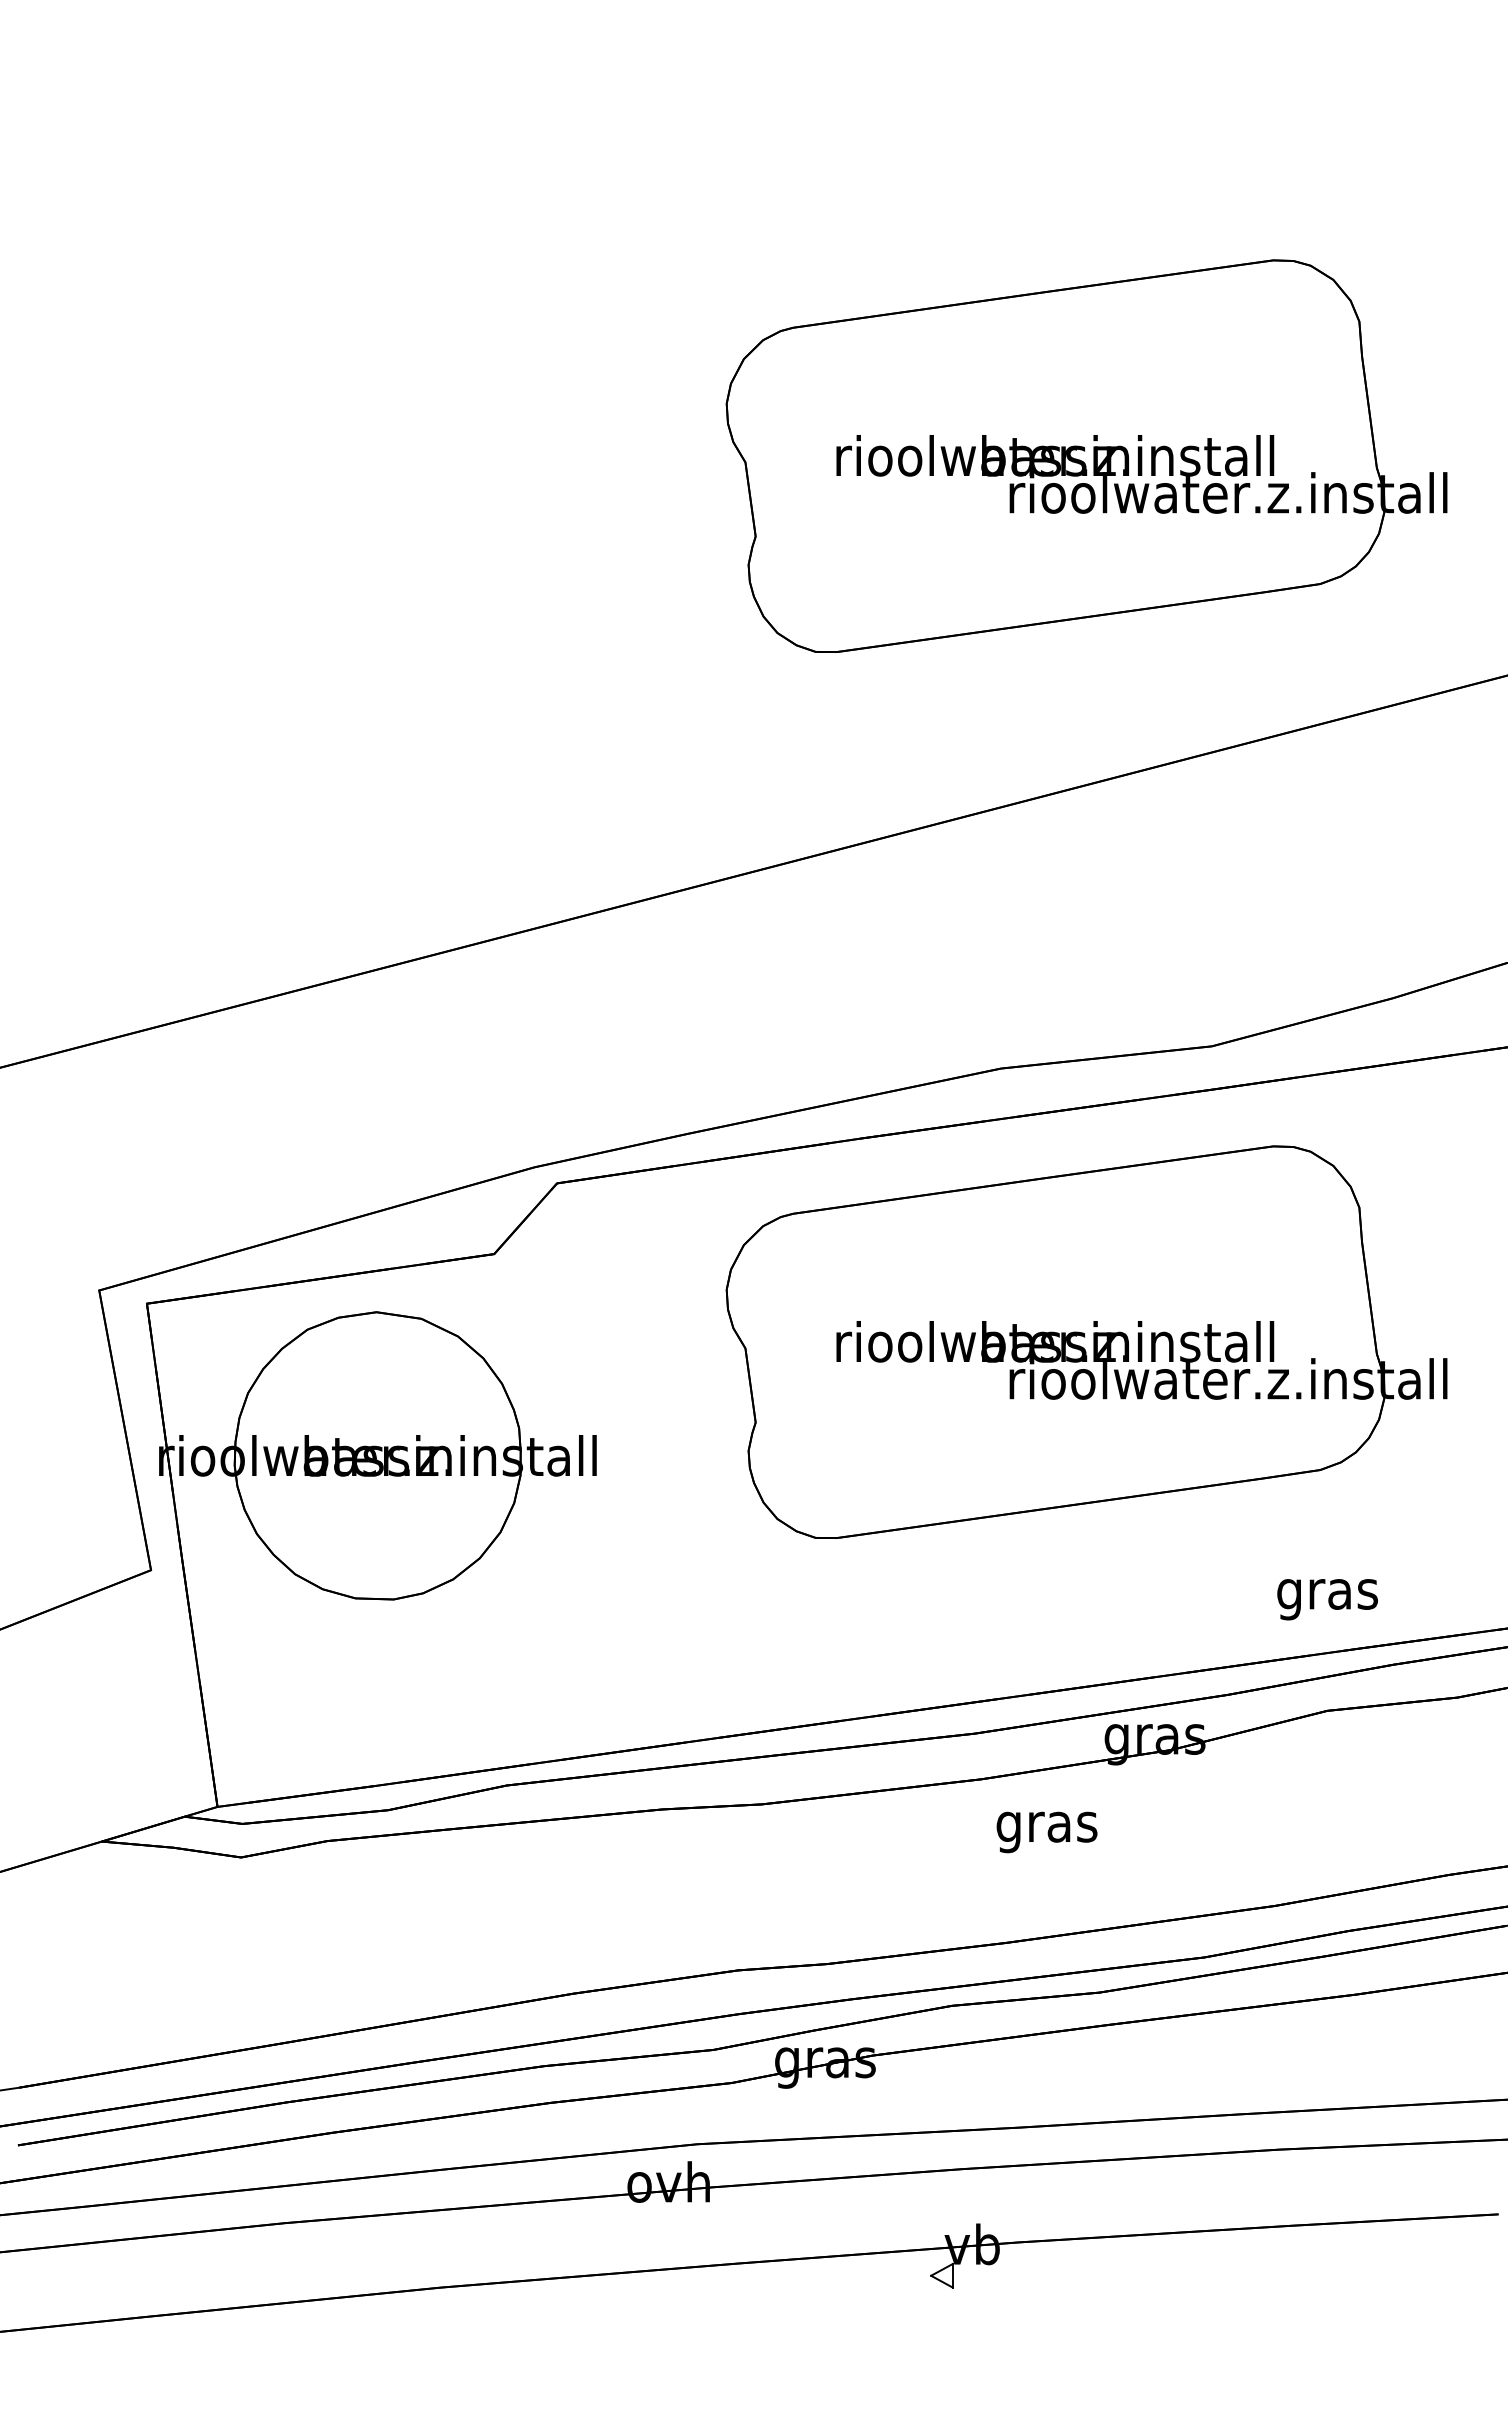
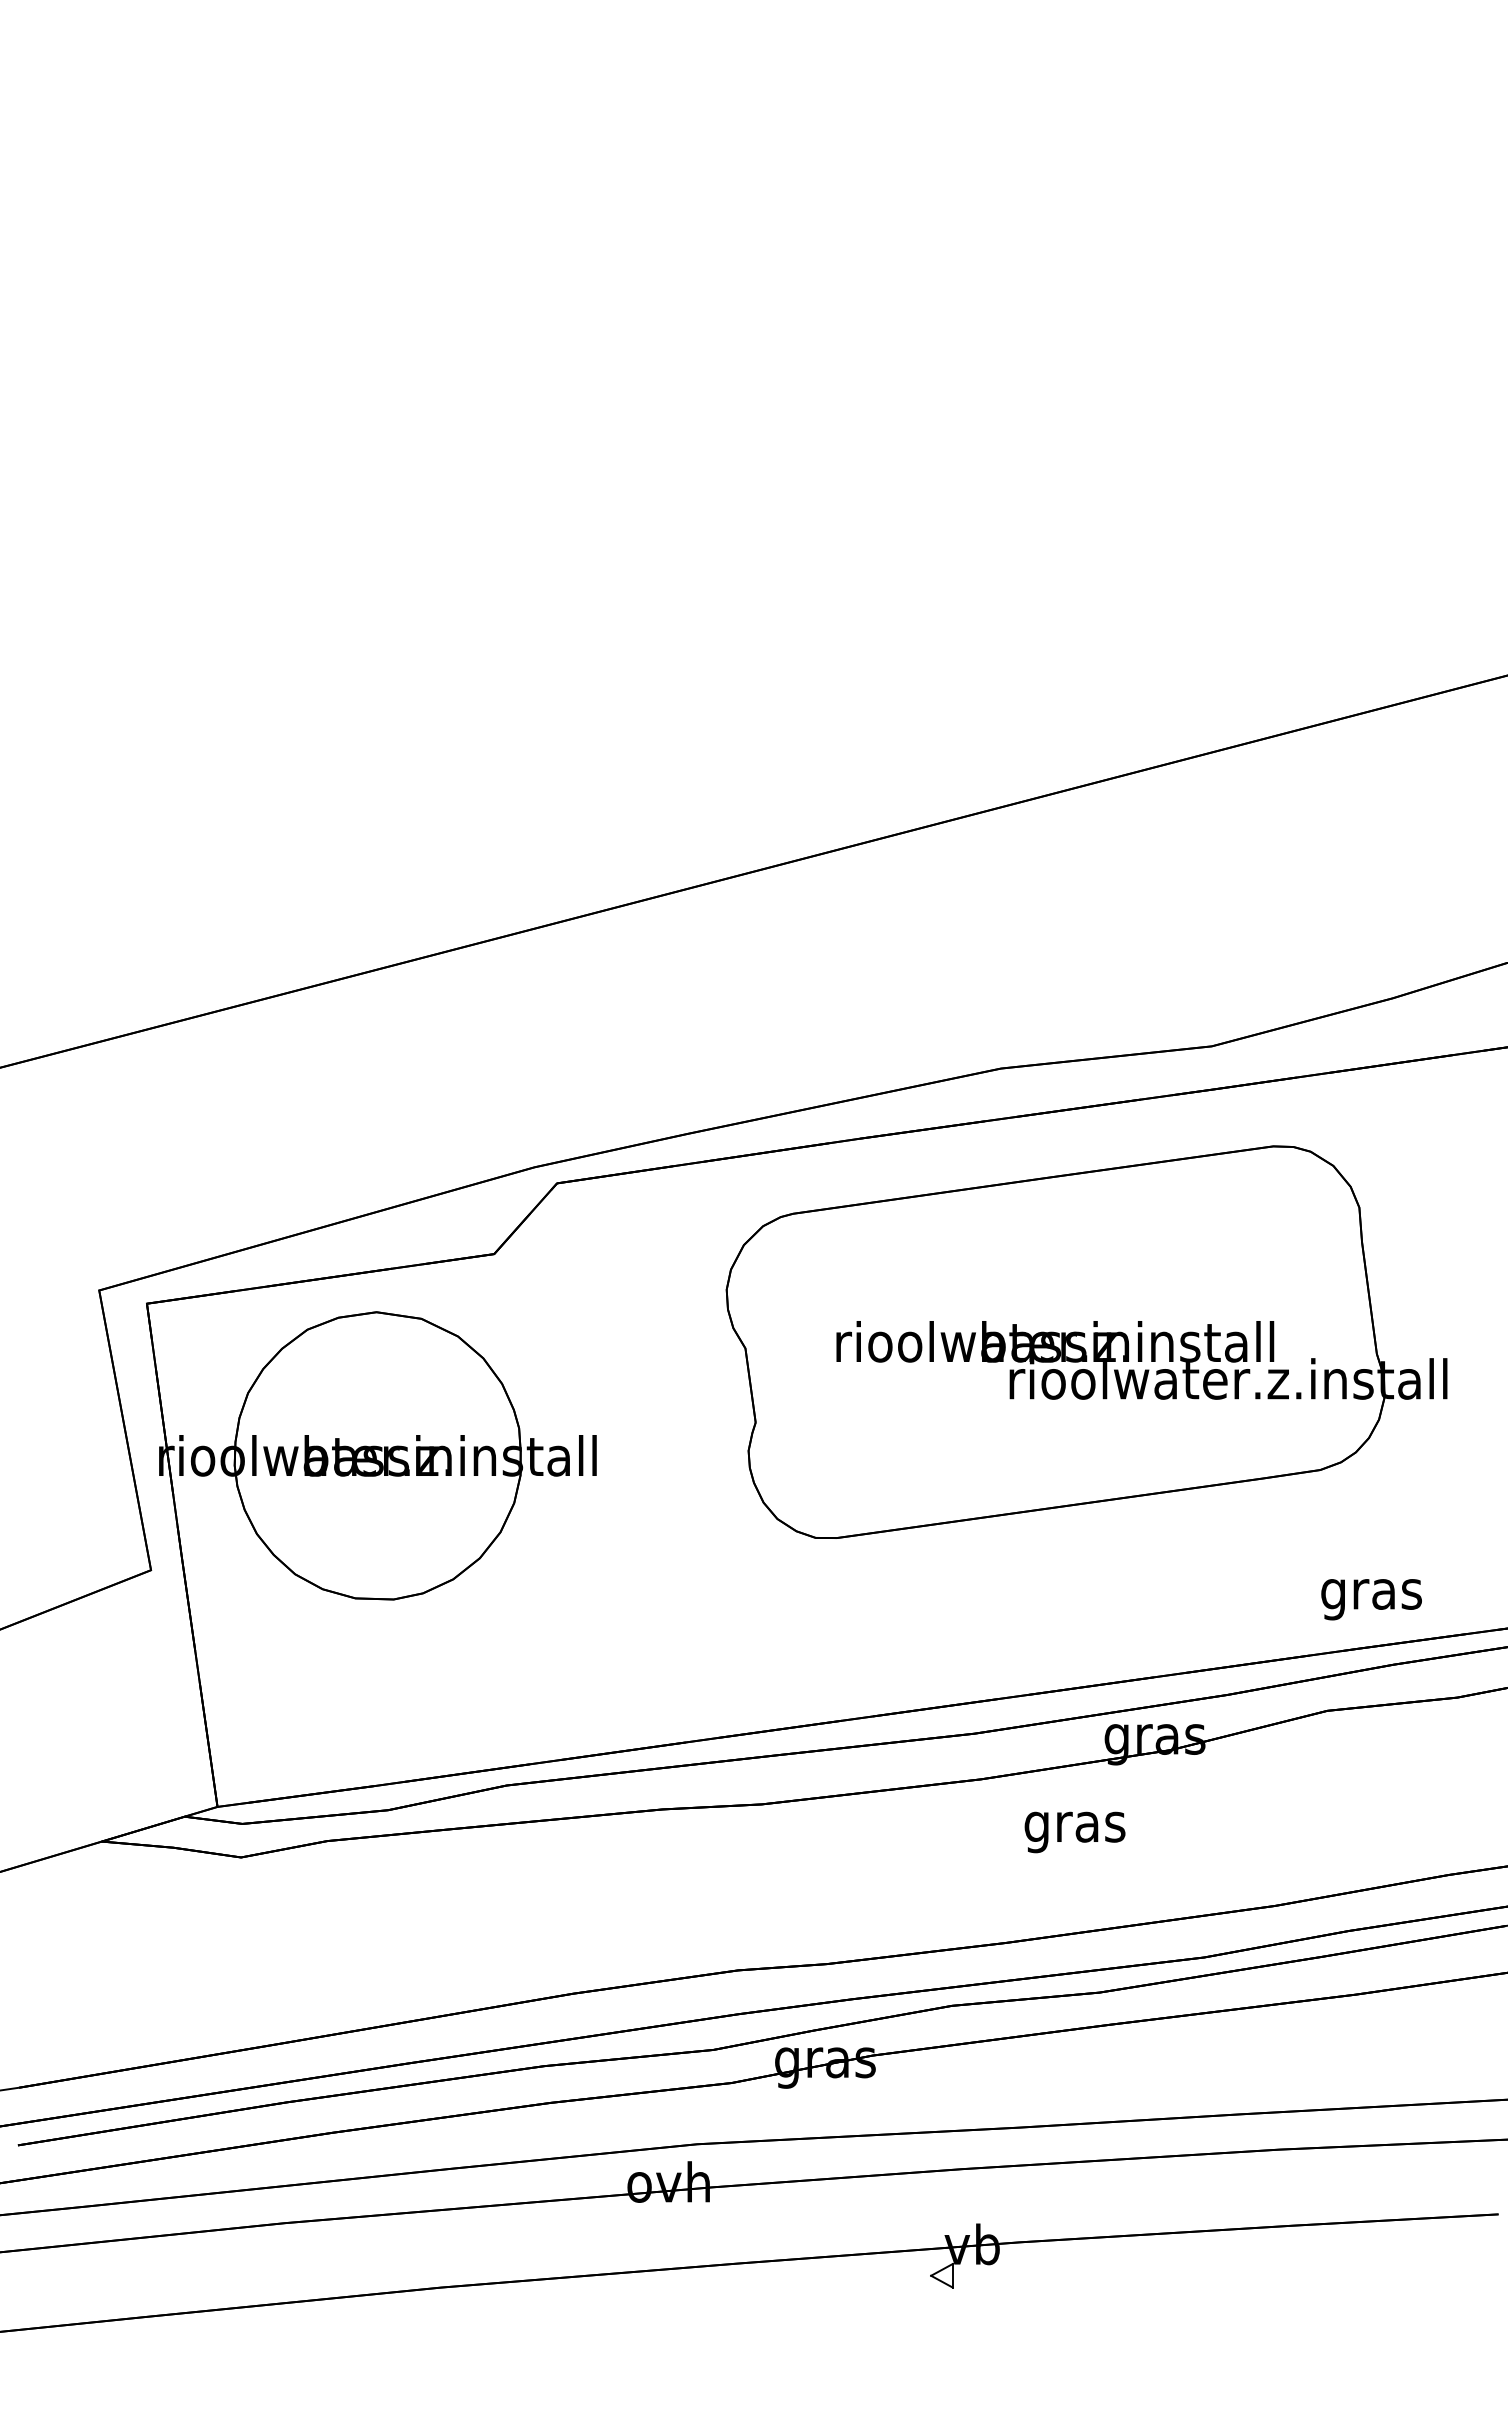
part: present -> none (1086, 455)
text position: (1327, 1599) -> (1371, 1599) (1371, 1599)
text position: (1046, 1832) -> (1074, 1832) (1074, 1832)
